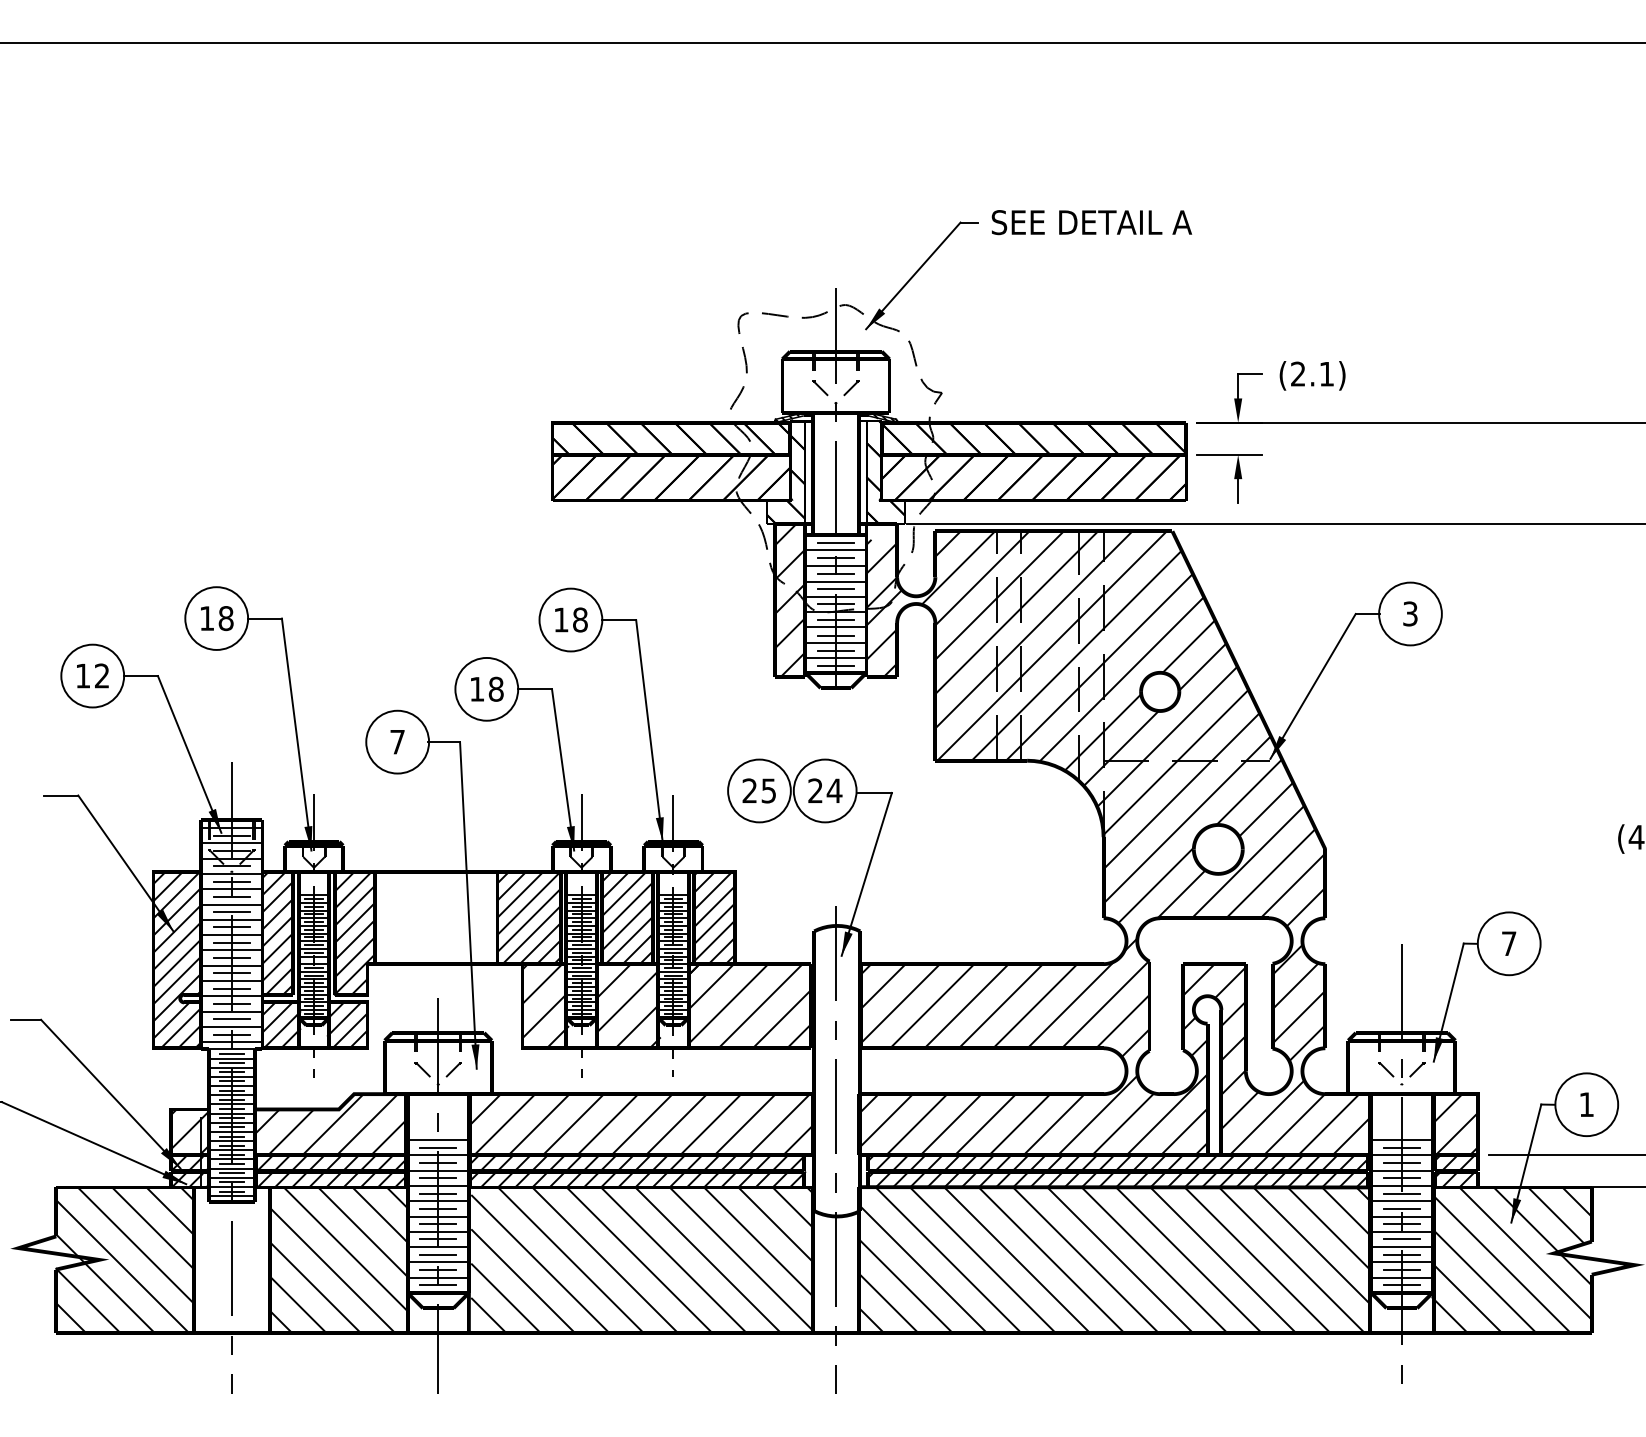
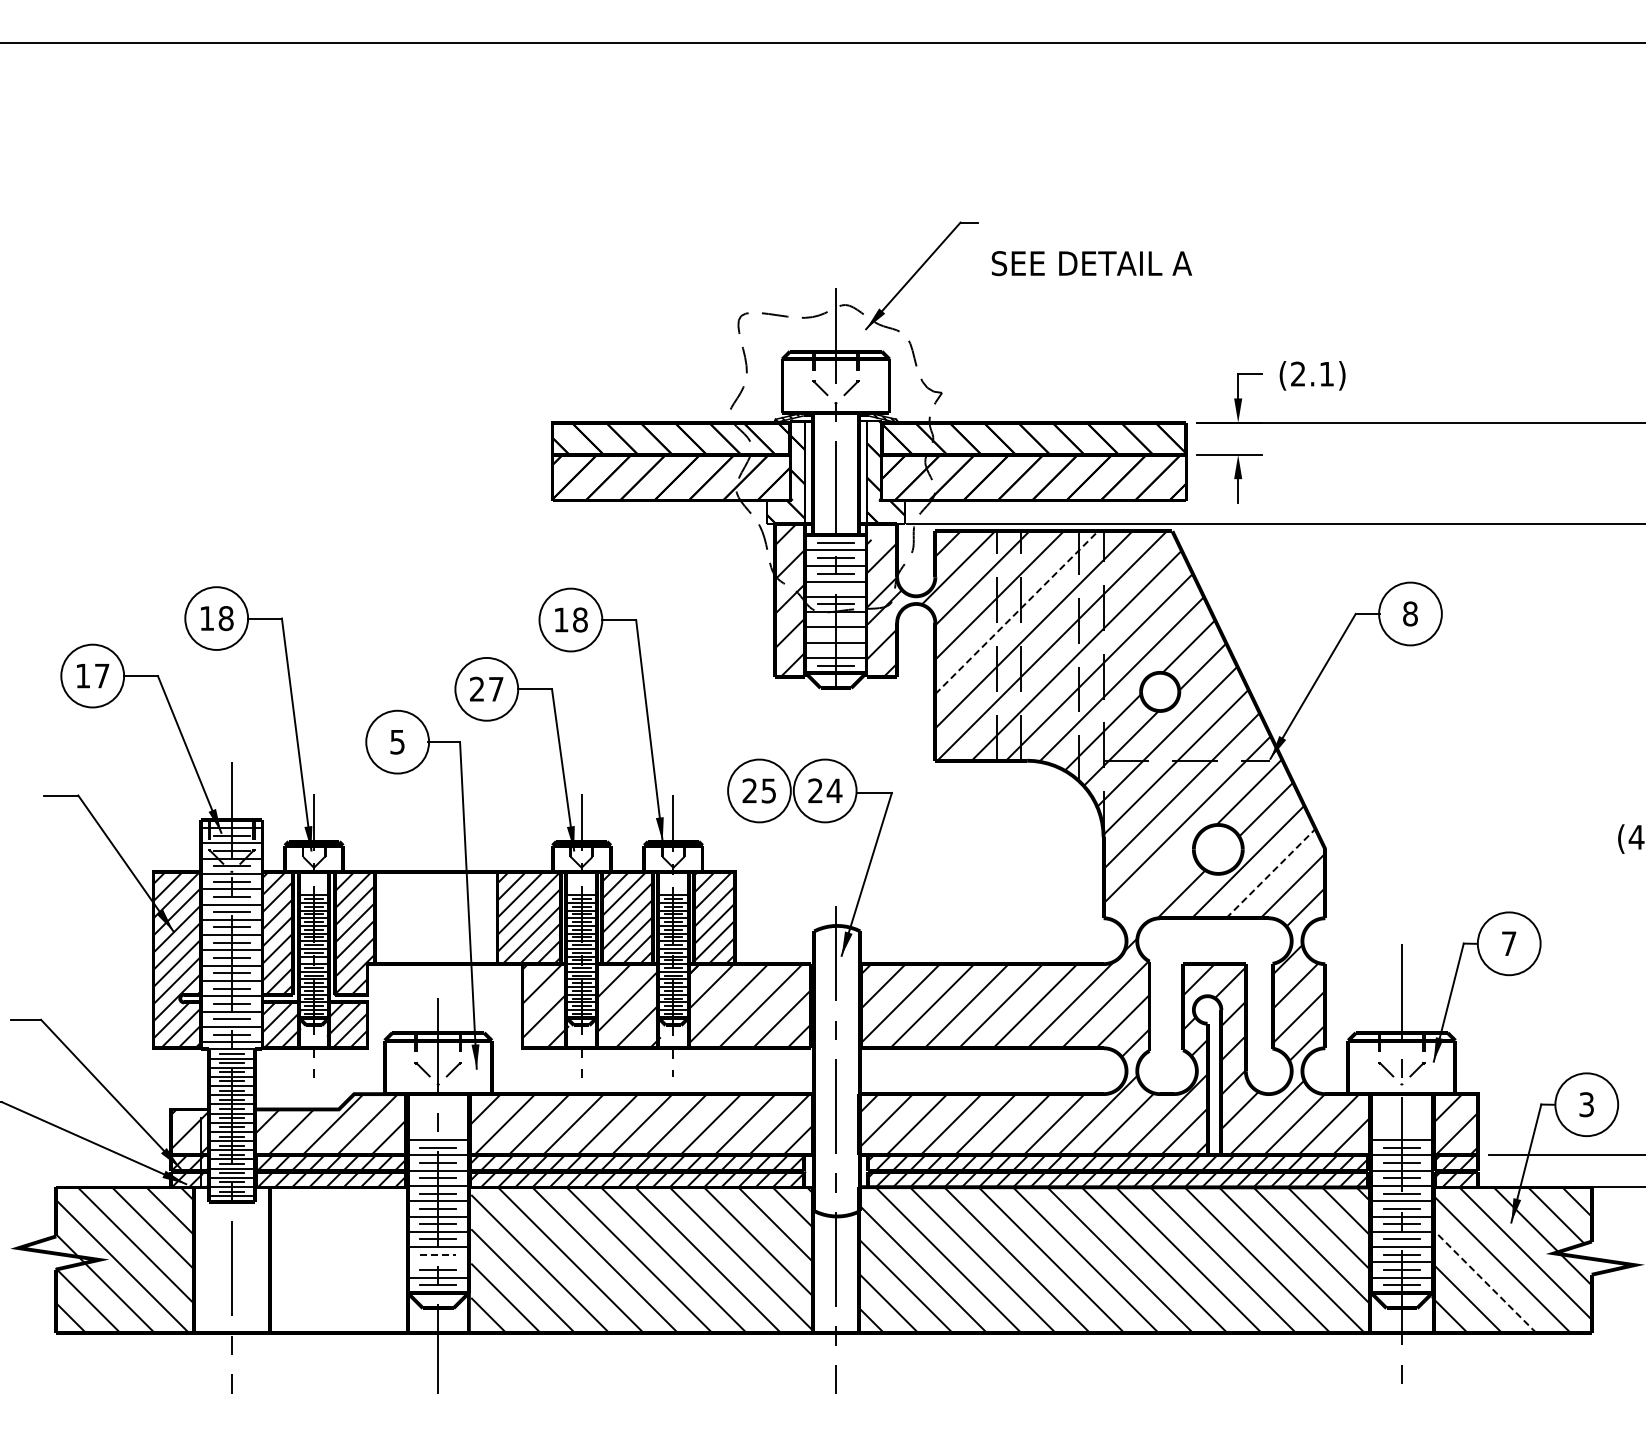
text position: (1091, 222) -> (1091, 263) (1091, 263)
line: present -> none (835, 589)
line: solid -> dashed (1017, 612)
text: 3 -> 8 (1410, 613)
line: present -> none (835, 619)
line: present -> none (835, 635)
line: present -> none (835, 650)
text: 12 -> 17 (102, 675)
text: 18 -> 27 (486, 688)
text: 7 -> 5 (397, 742)
line: solid -> dashed (1271, 873)
line: present -> none (1155, 885)
text: 1 -> 3 (1586, 1104)
line: solid -> dashed (438, 1254)
hatch: present -> none (338, 1260)
line: present -> none (437, 1262)
line: solid -> dashed (1484, 1281)
